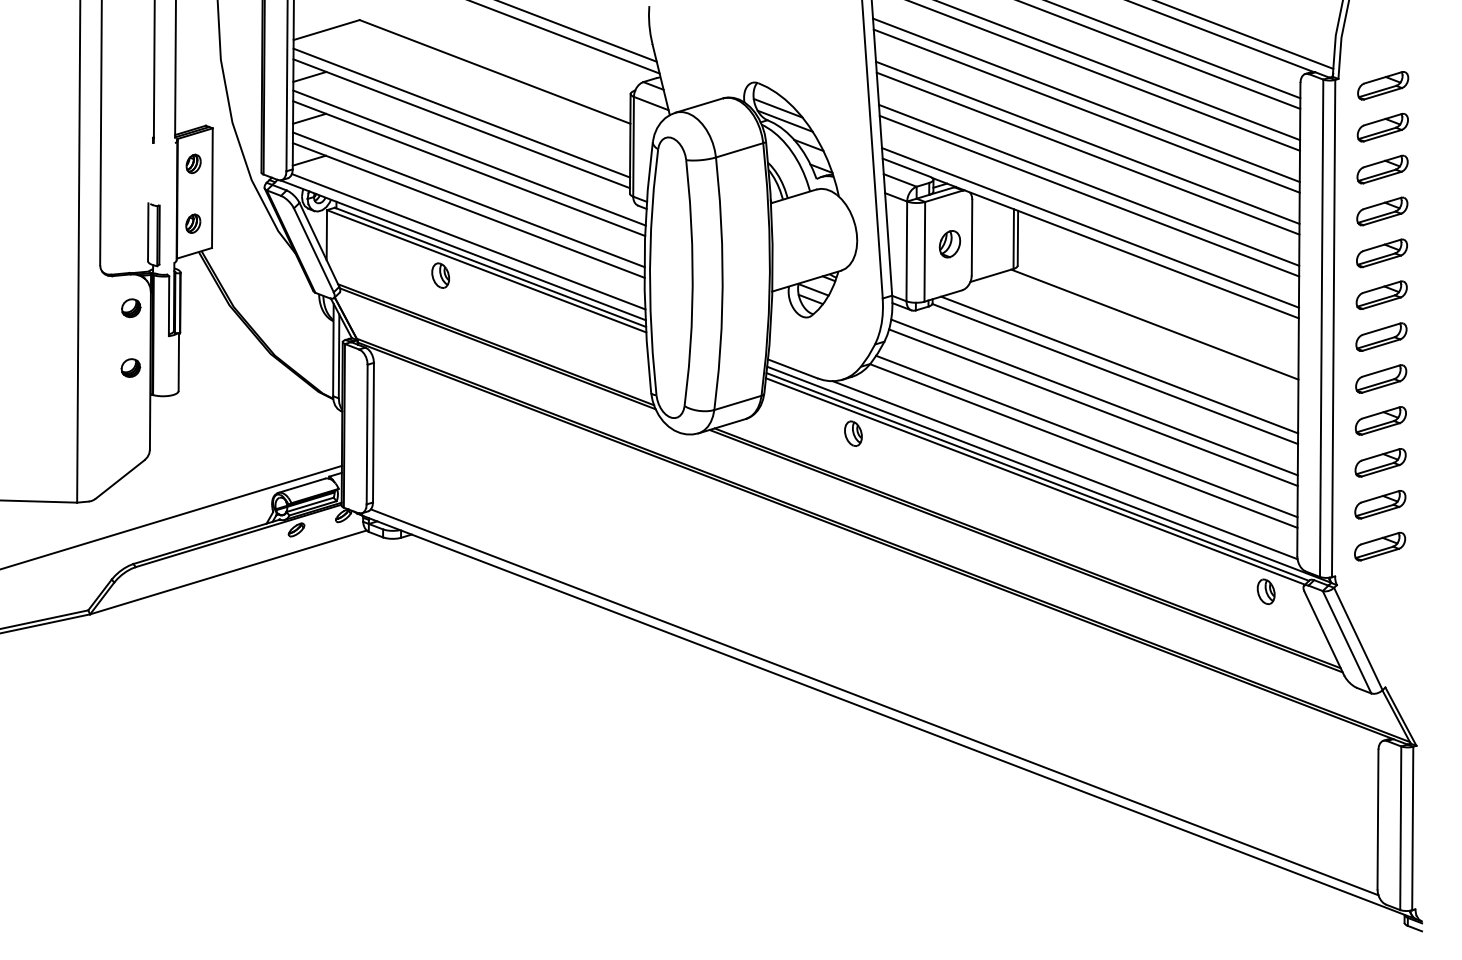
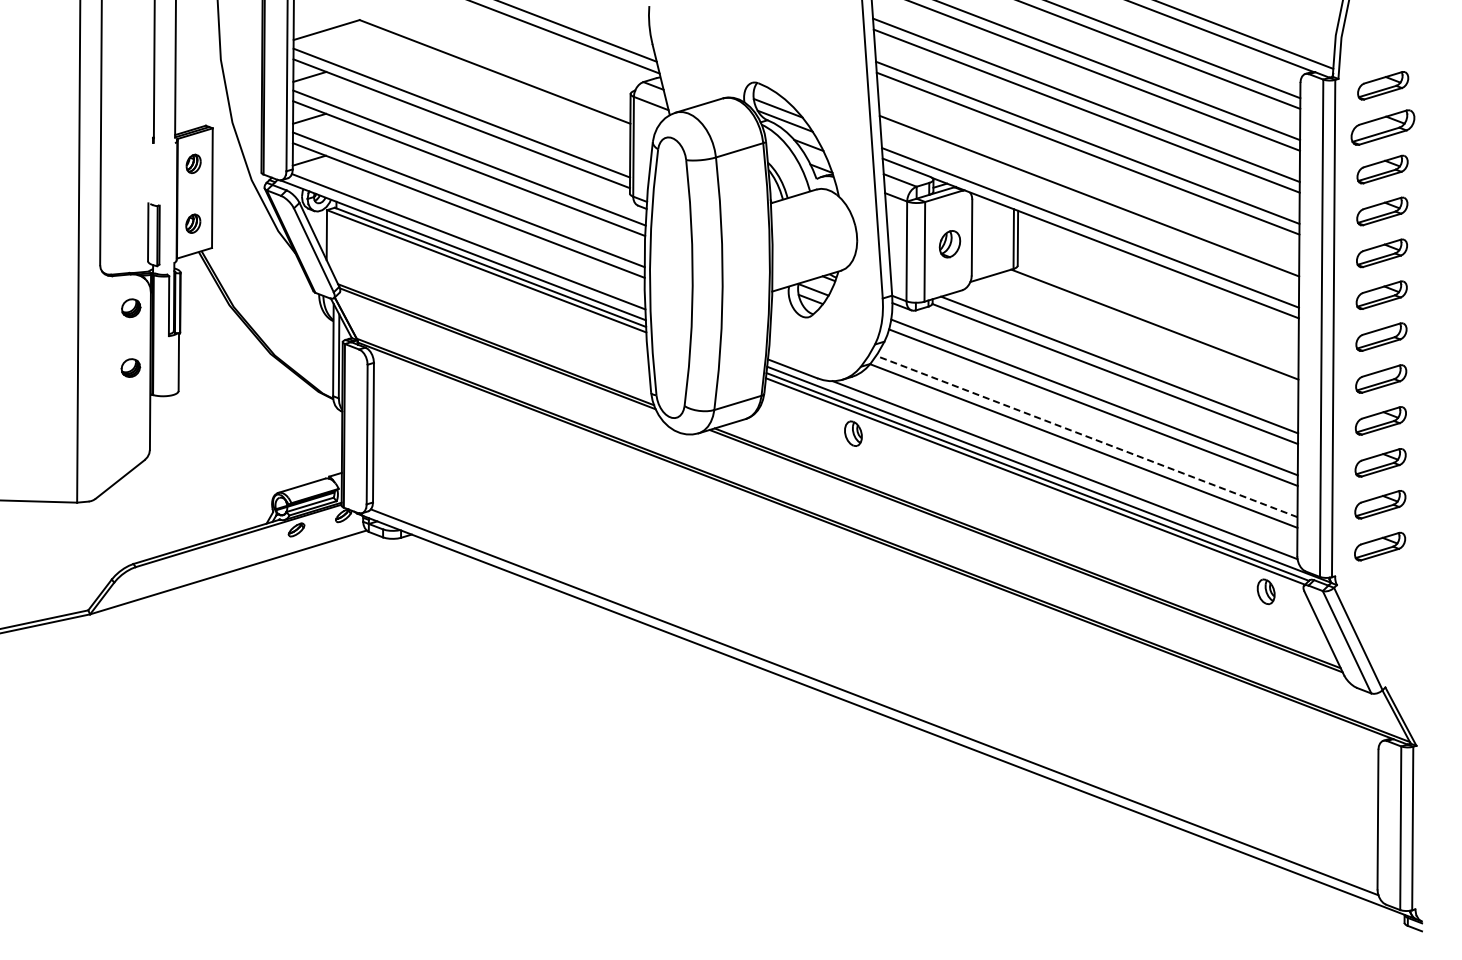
part size: 53x30 px -> 66x37 px (1382, 127)
line: present -> none (1088, 184)
part: present -> none (440, 275)
line: solid -> dashed (1086, 436)
line: present -> none (171, 516)
